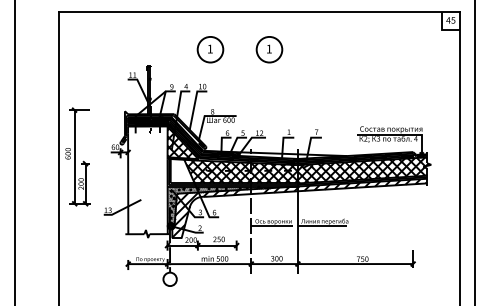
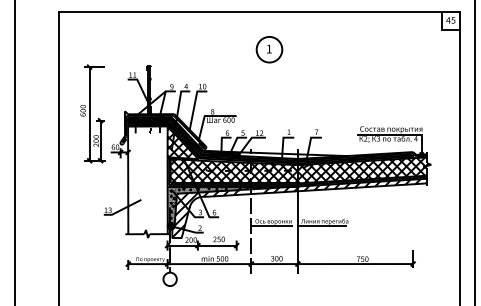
part: present -> none (210, 49)
part position: (77, 156) -> (92, 113) (92, 113)
hatch: none -> present (181, 171)
